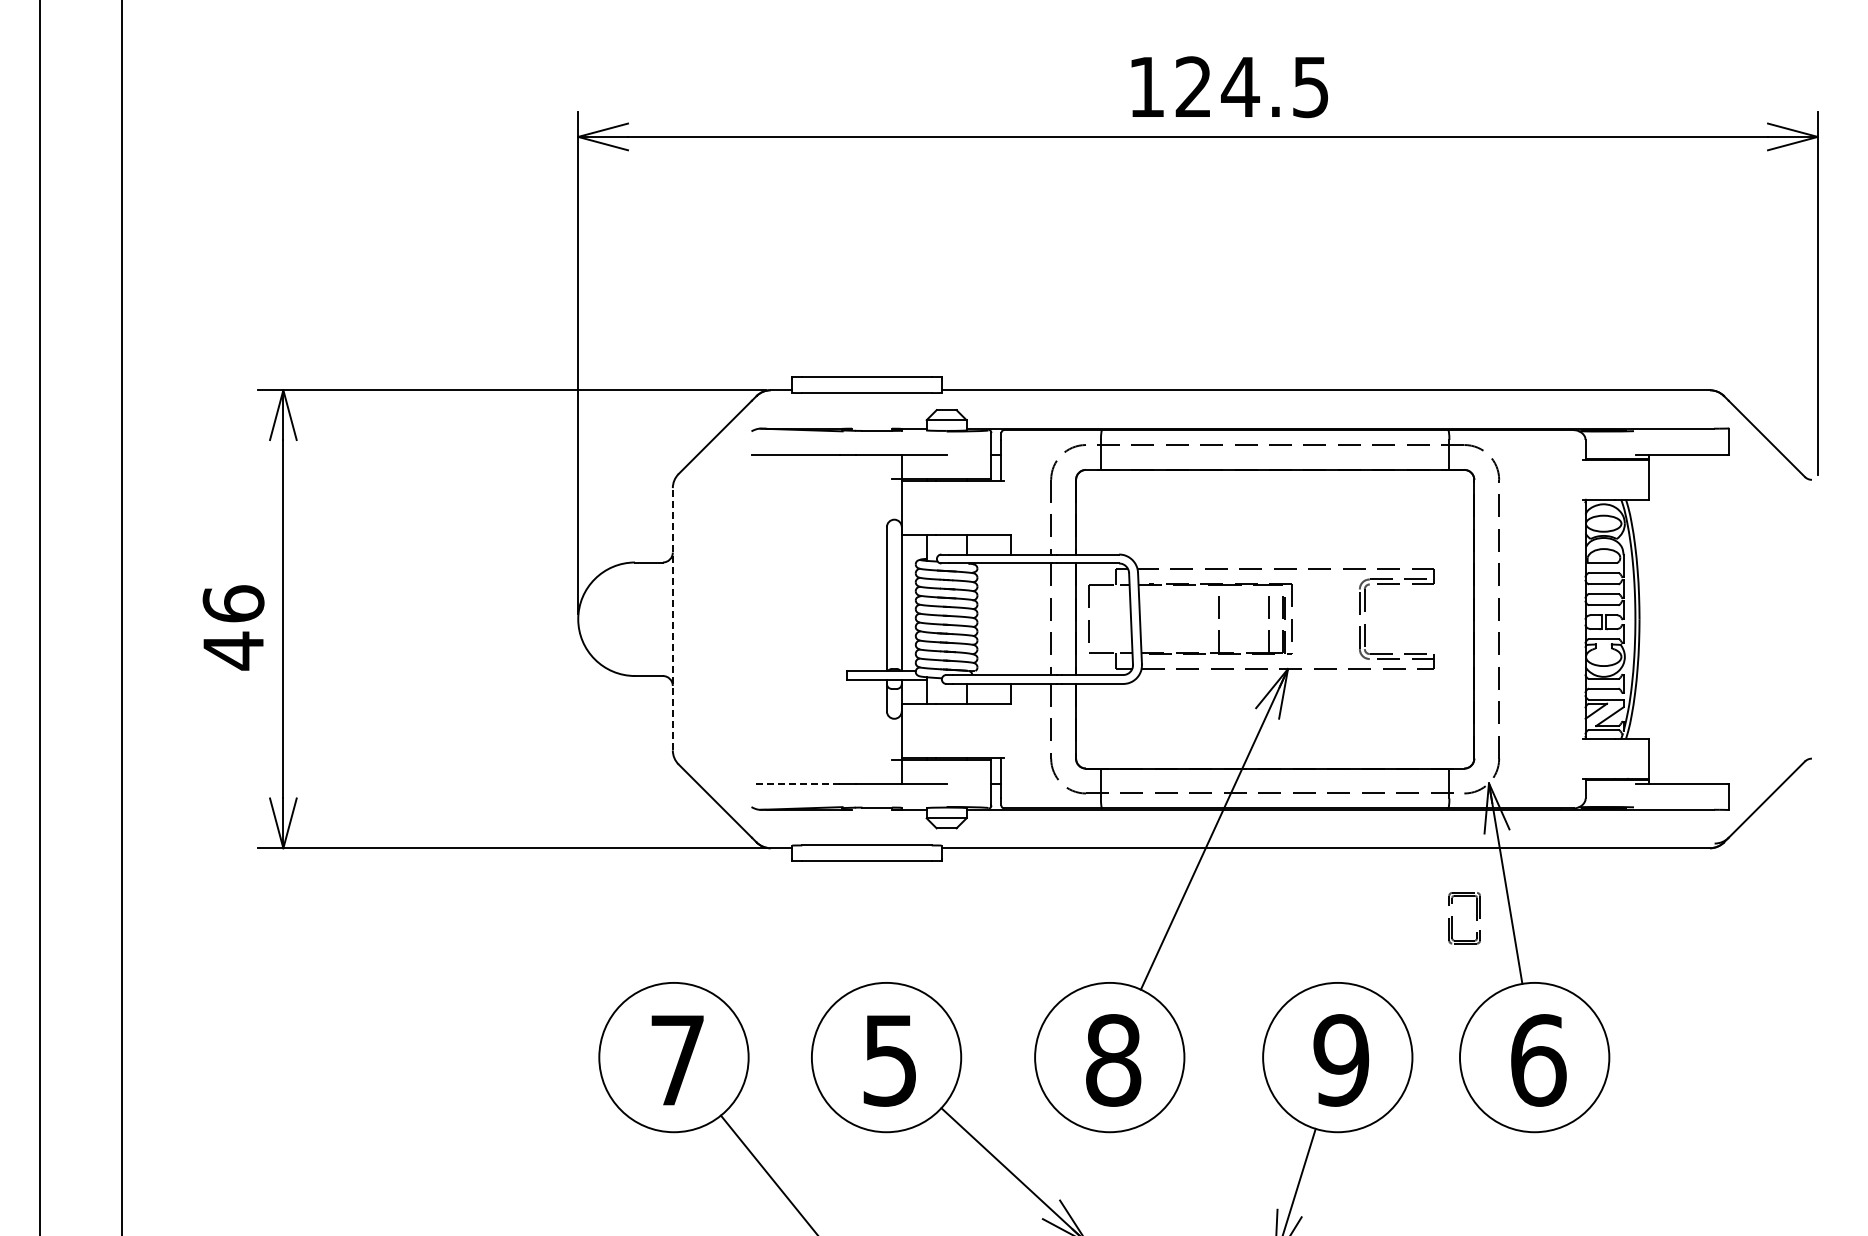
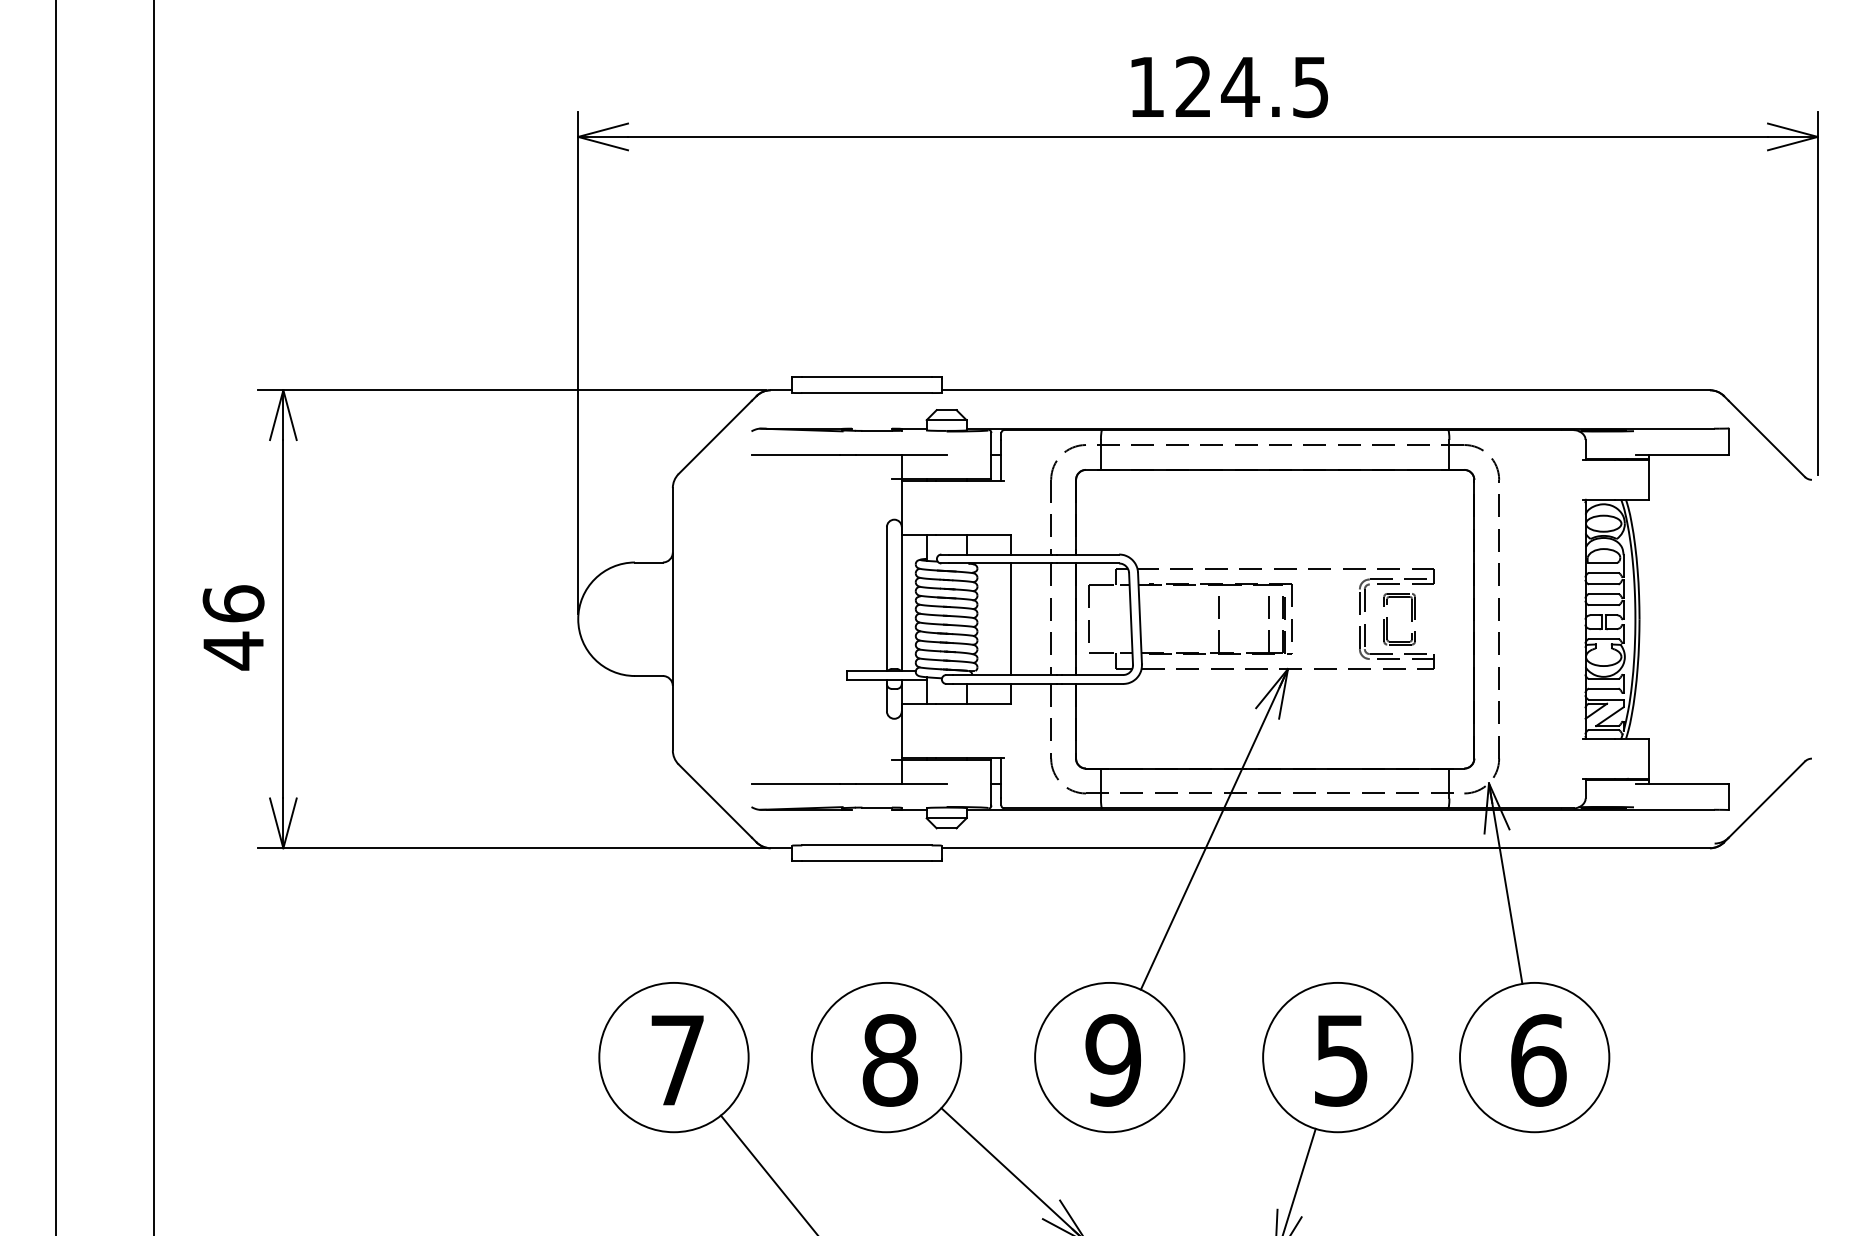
line position: (40, 617) -> (56, 617) (56, 617)
line position: (121, 617) -> (153, 617) (153, 617)
line: dashed -> solid (672, 618)
line: none -> present (1011, 619)
line: dashed -> solid (795, 783)
part position: (1452, 918) -> (1387, 619) (1387, 619)
text: 5 -> 8 (890, 1060)
text: 8 -> 9 (1113, 1060)
text: 9 -> 5 (1341, 1060)
